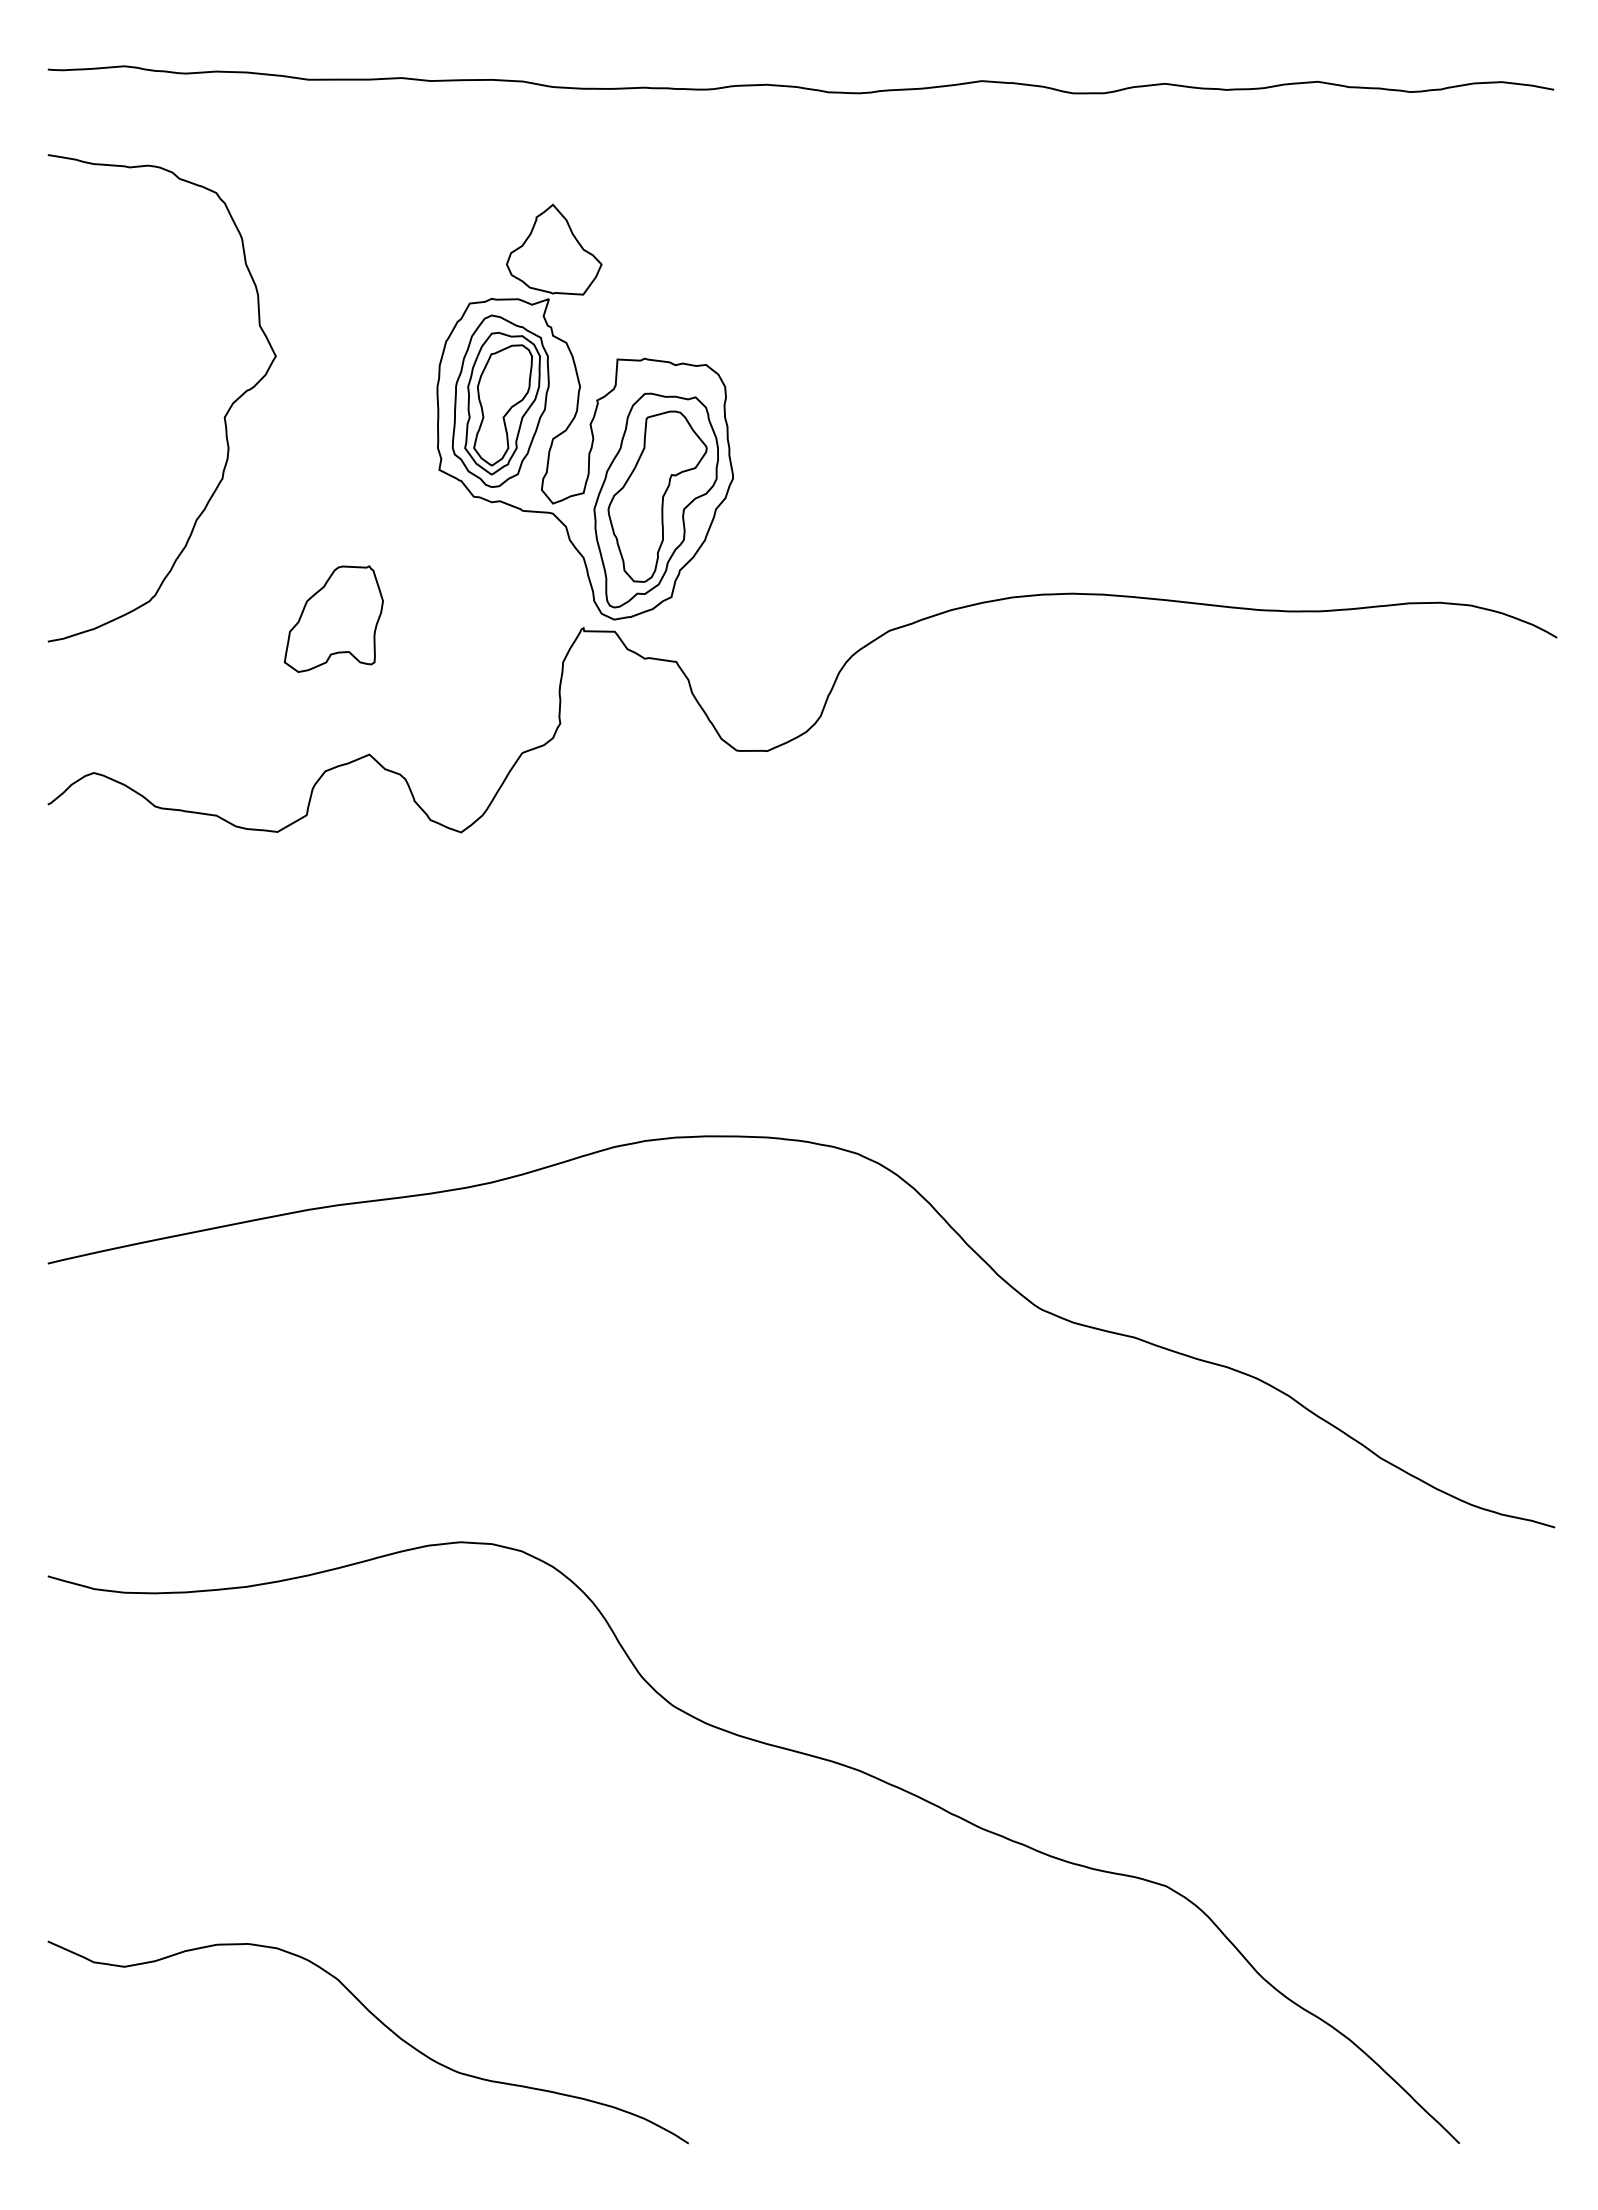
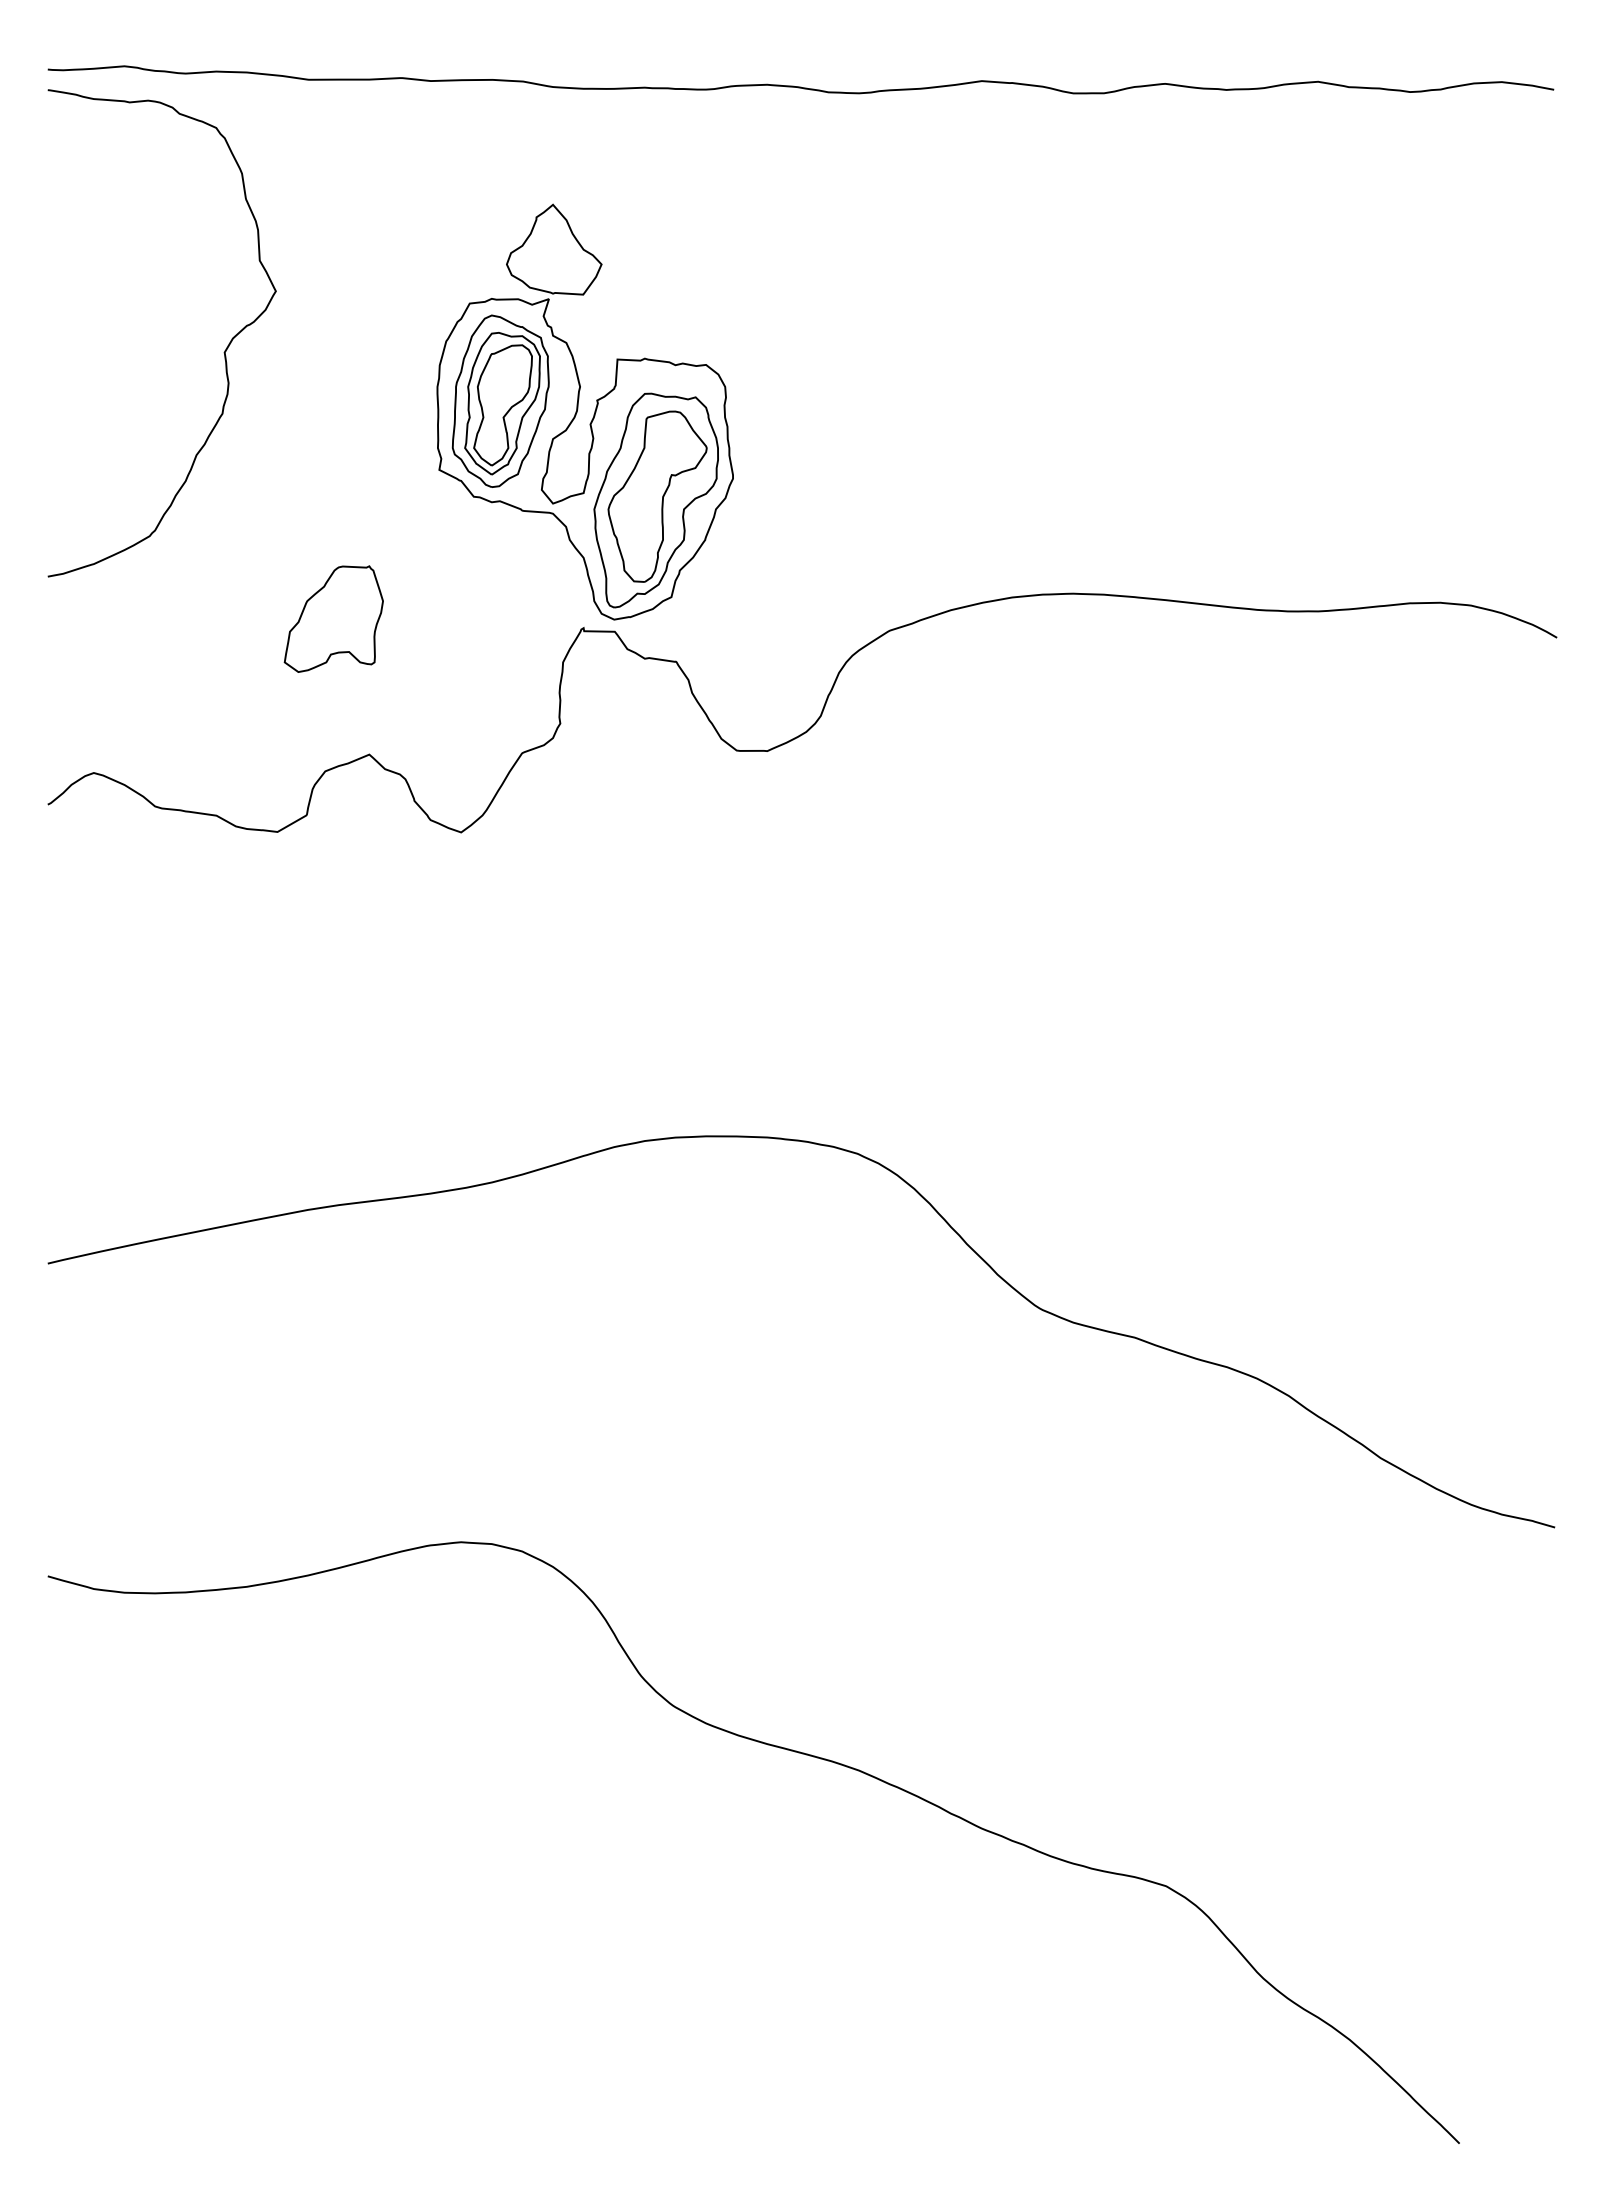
curve position: (223, 417) -> (223, 352) (223, 352)
curve: present -> none (383, 2025)
